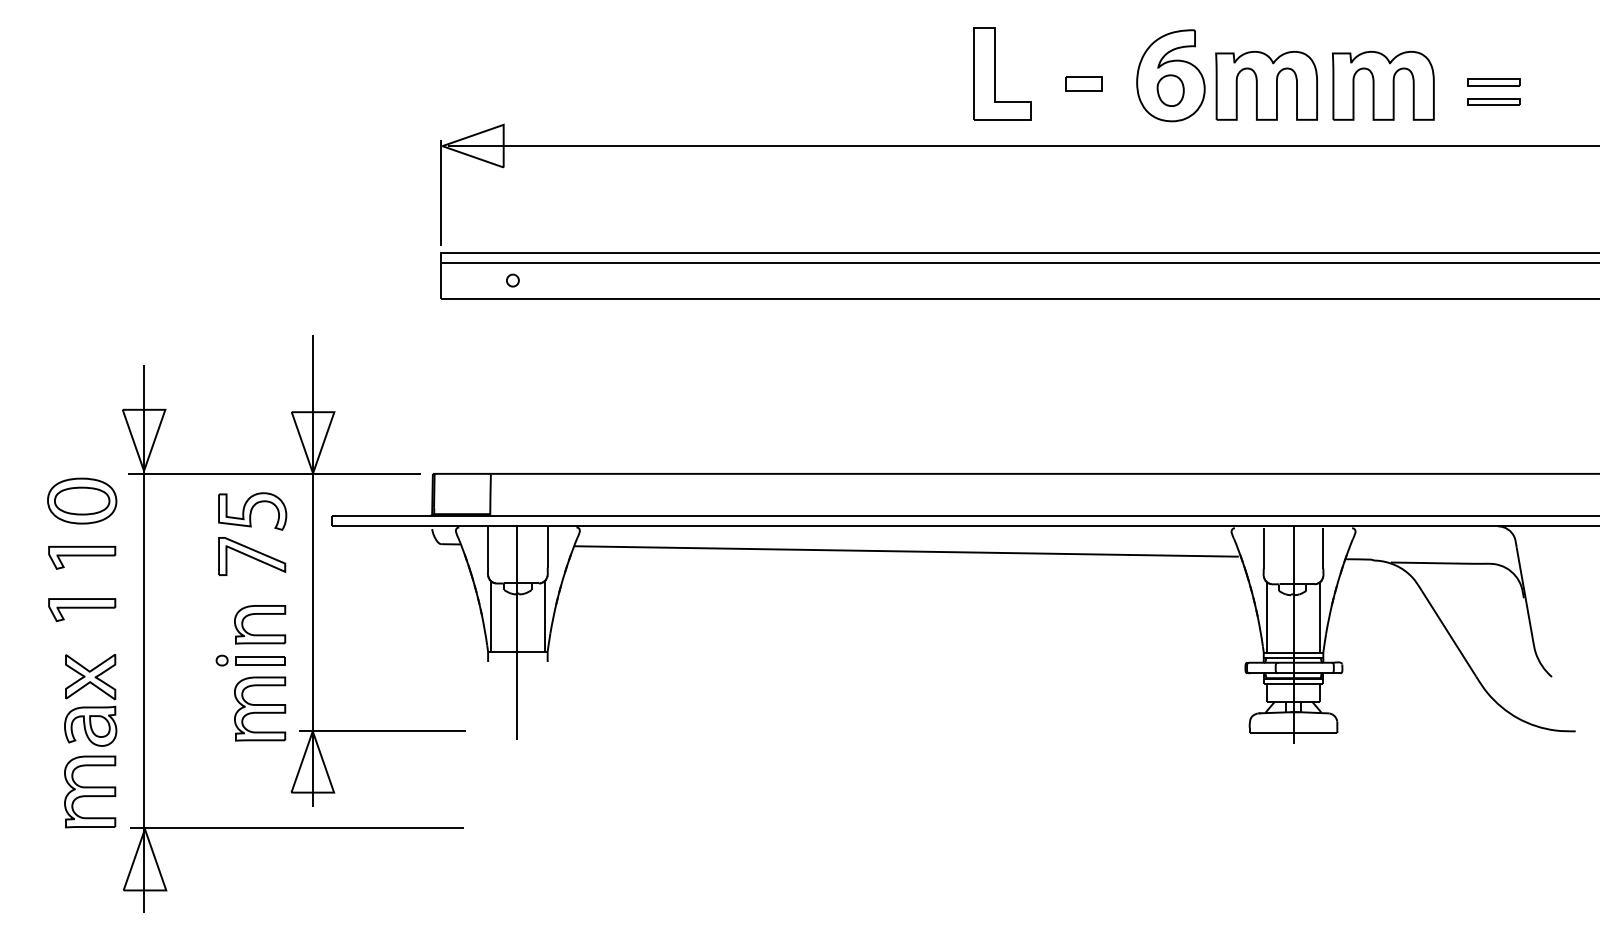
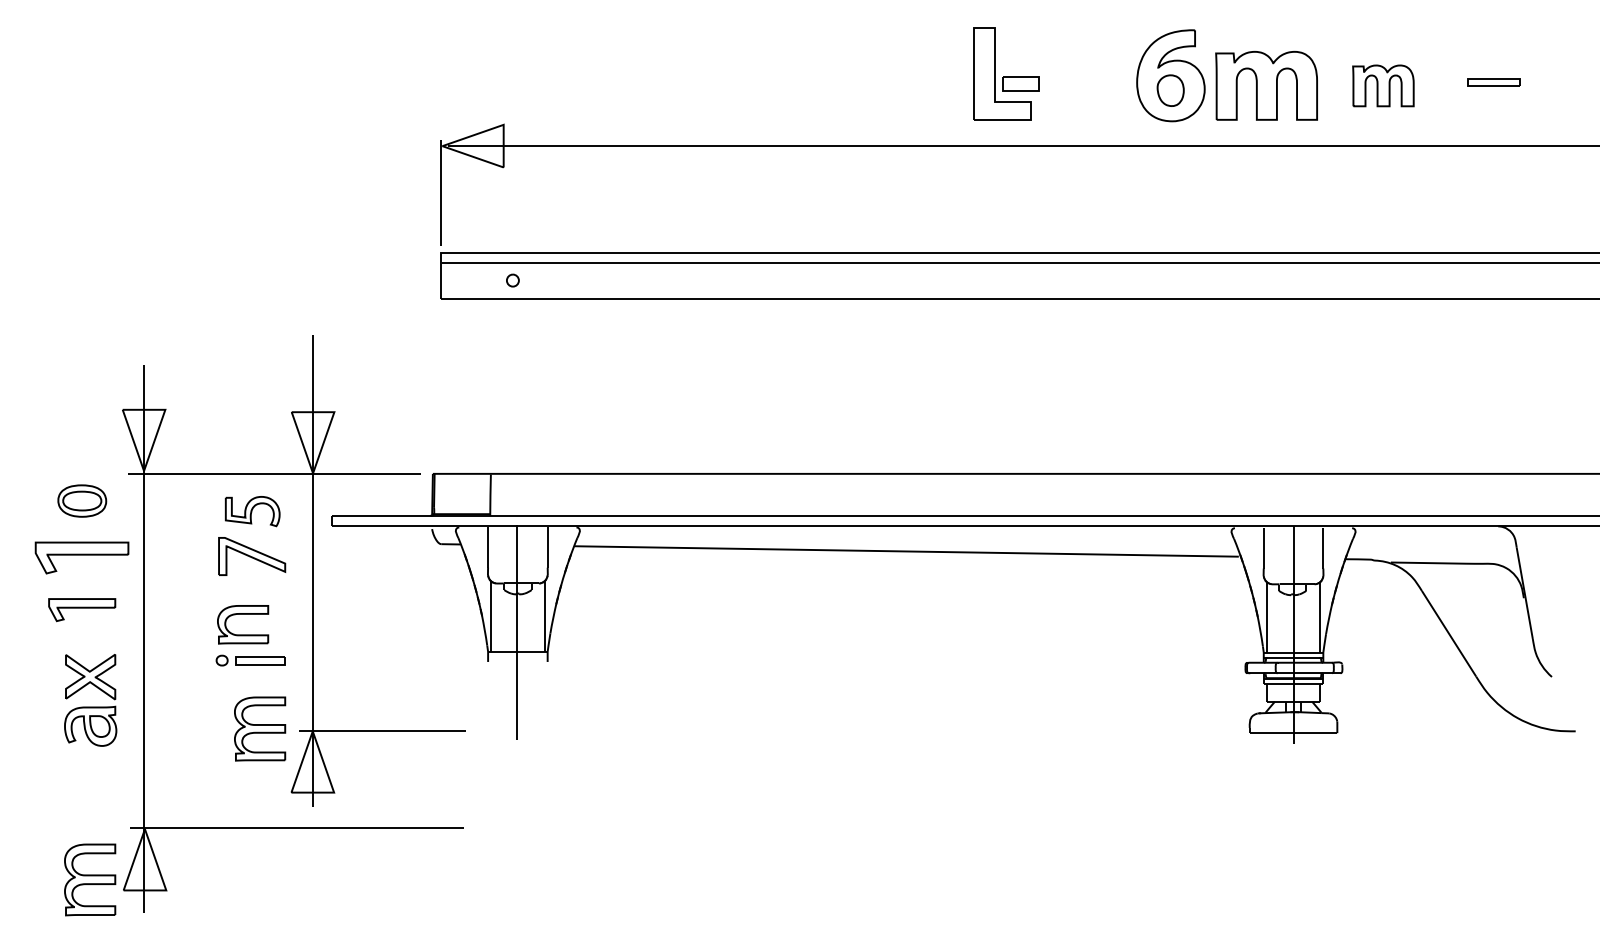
part position: (1083, 83) -> (1020, 83) (1020, 83)
part size: 103x70 px -> 63x44 px (1383, 85)
part: present -> none (1493, 101)
part size: 71x48 px -> 51x34 px (82, 500)
part size: 70x39 px -> 57x32 px (252, 511)
part size: 69x25 px -> 96x34 px (81, 557)
part position: (260, 614) -> (243, 614) (243, 614)
part position: (260, 708) -> (260, 728) (260, 728)
part position: (90, 791) -> (90, 879) (90, 879)
